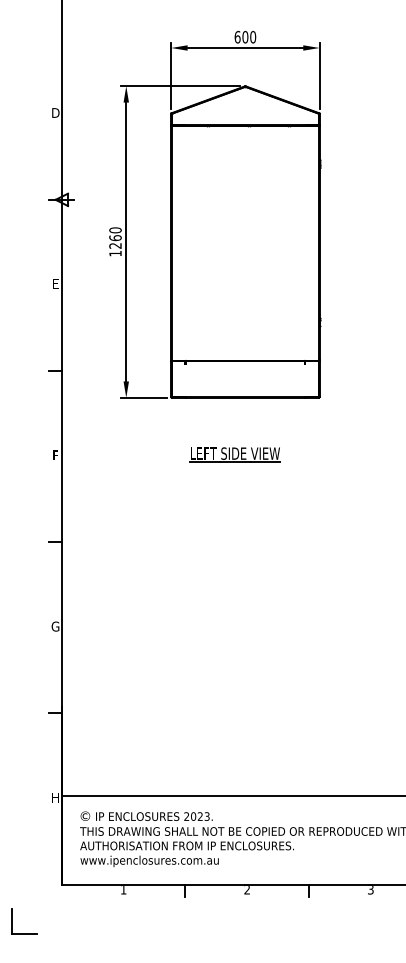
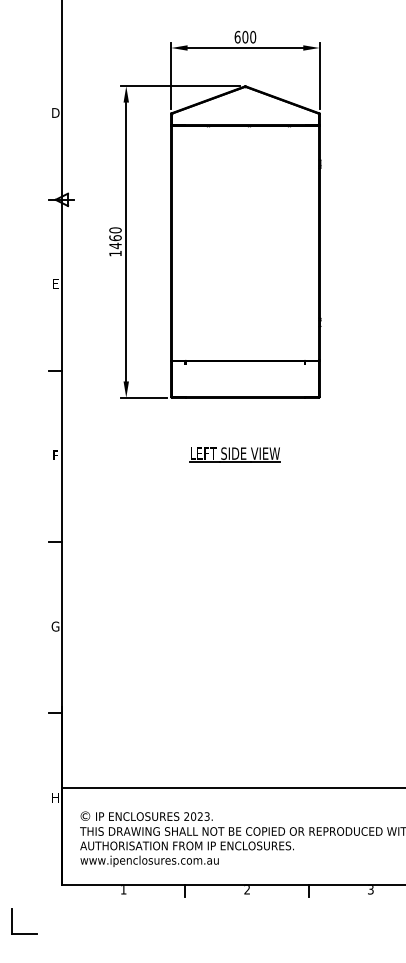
text: 1260 -> 1460 (115, 245)
line position: (231, 795) -> (231, 787) (231, 787)
